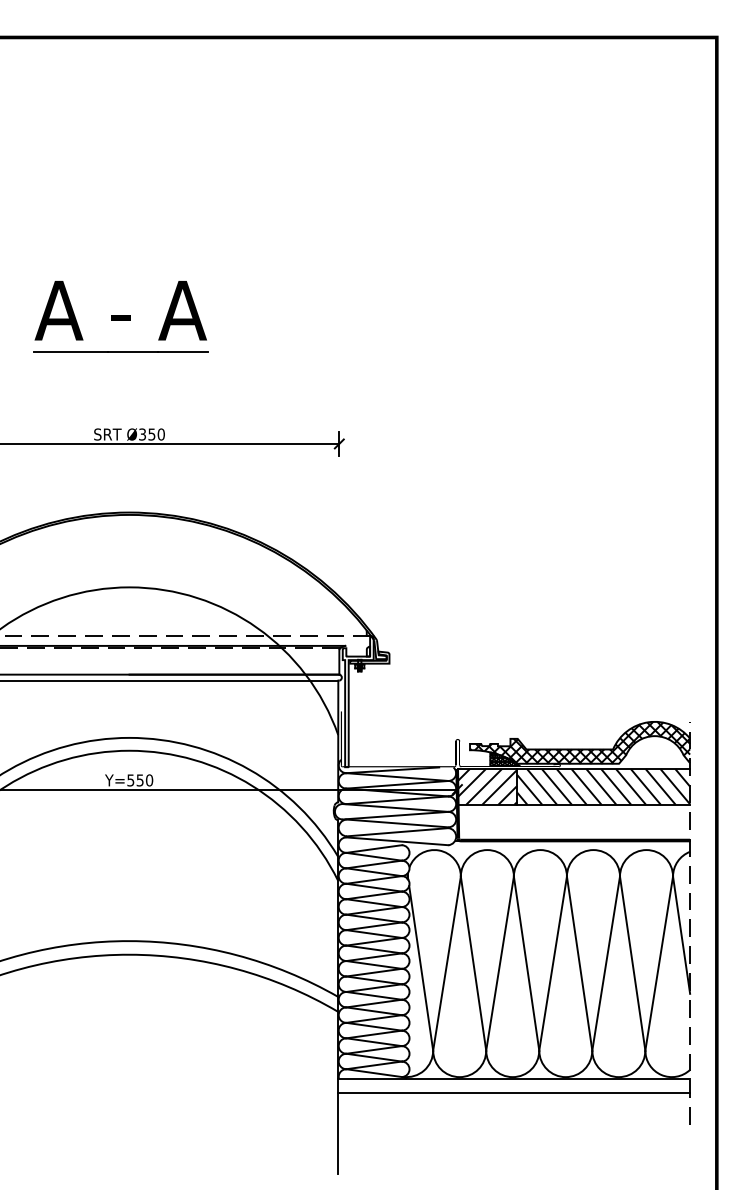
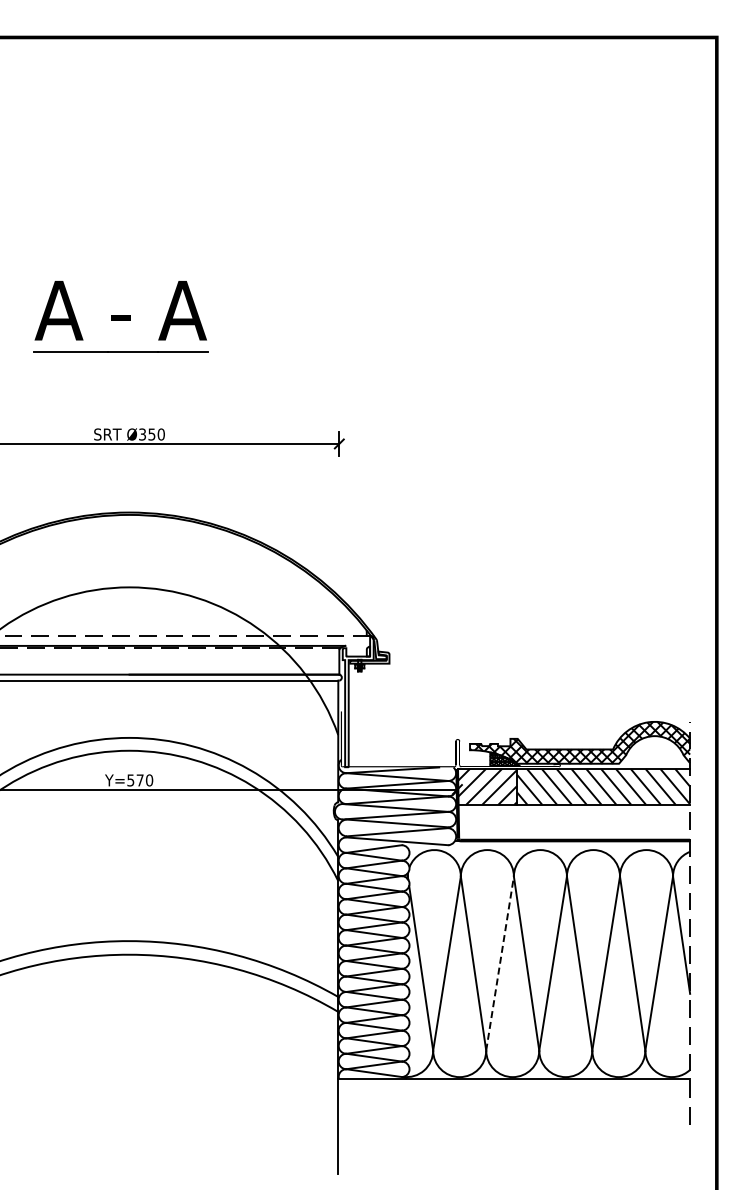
text: Y=550 -> Y=570 (139, 780)
line: solid -> dashed (500, 963)
line: present -> none (514, 1093)
